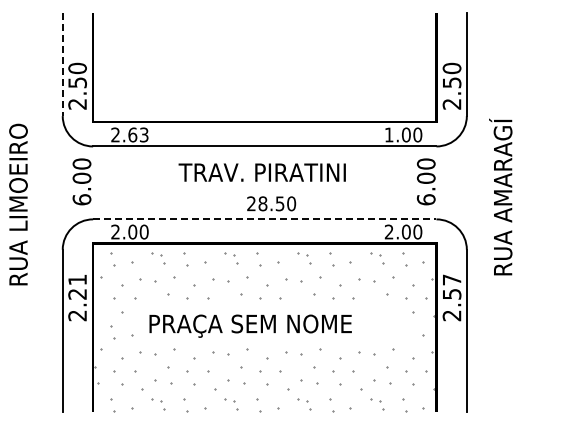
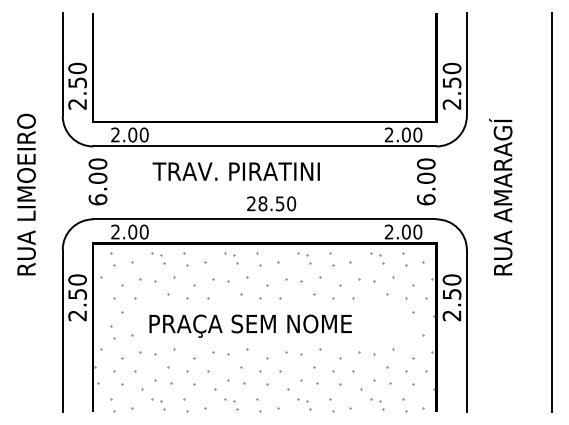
line: dashed -> solid (62, 64)
text: 2.63 -> 2.00 (138, 134)
text: 1.00 -> 2.00 (388, 134)
text position: (261, 172) -> (235, 171) (235, 171)
text position: (81, 181) -> (97, 181) (97, 181)
text position: (18, 204) -> (26, 194) (26, 194)
line: none -> present (551, 212)
line: dashed -> solid (264, 219)
text: 2.57 -> 2.50 (451, 279)
text: 2.21 -> 2.50 (77, 286)
